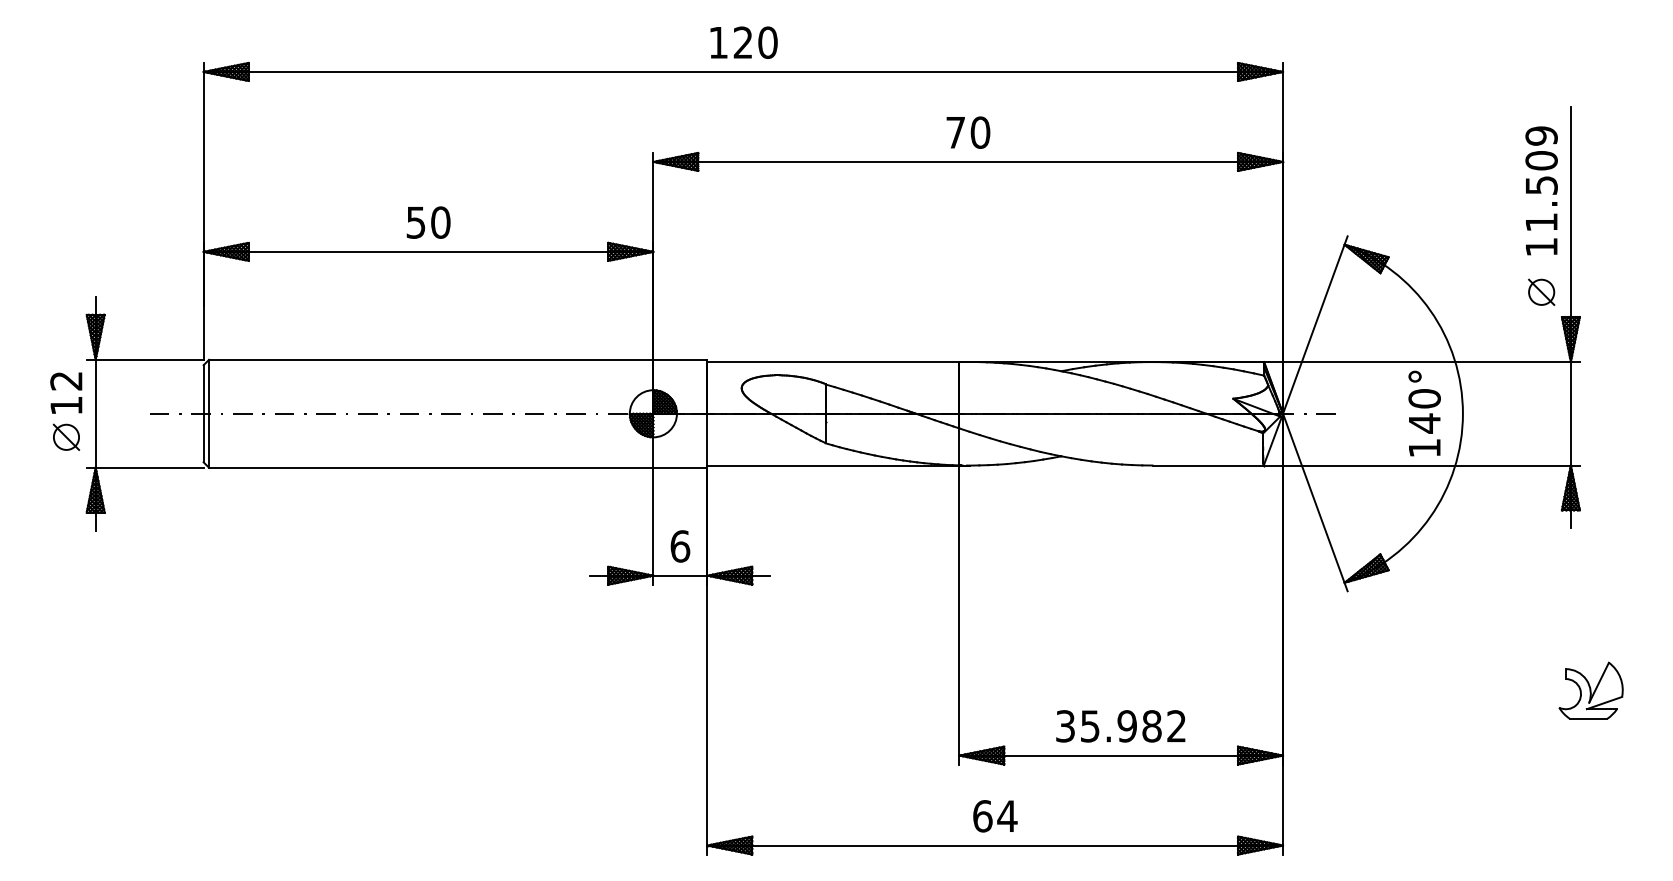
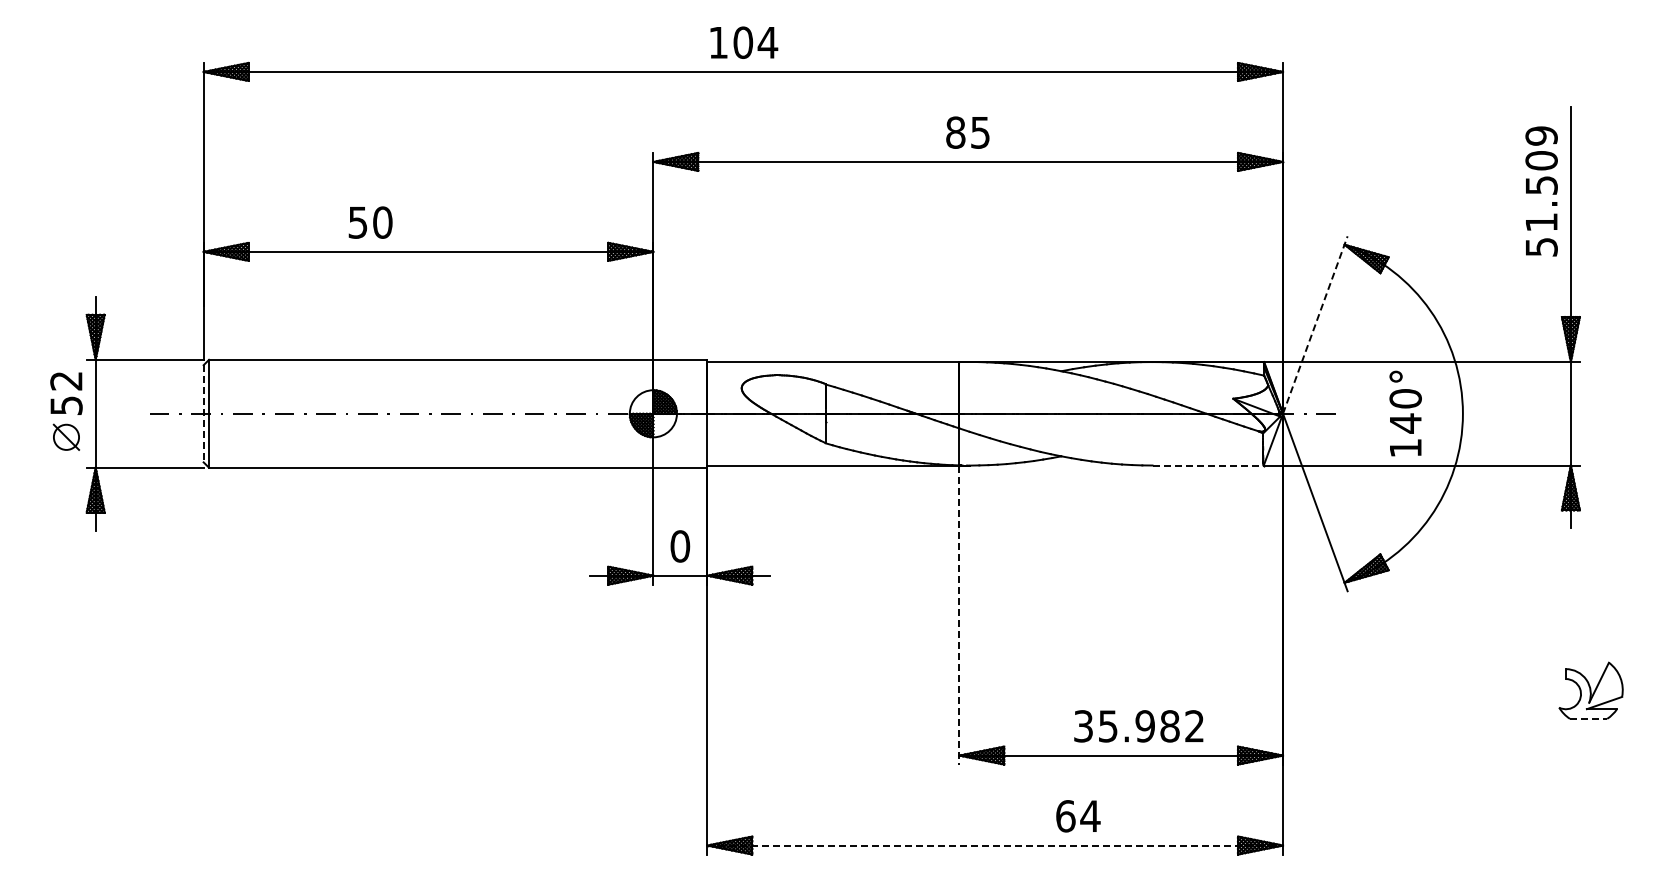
text: 120 -> 104 (755, 42)
text: 70 -> 85 (968, 132)
text position: (428, 222) -> (370, 222) (370, 222)
text: 11.509 -> 51.509 (1541, 247)
part: present -> none (1541, 291)
line: solid -> dashed (1315, 324)
text: 12 -> 52 (66, 405)
line: solid -> dashed (203, 413)
text position: (1424, 413) -> (1405, 413) (1405, 413)
line: solid -> dashed (1208, 465)
text: 6 -> 0 (680, 546)
line: solid -> dashed (959, 615)
line: solid -> dashed (1588, 718)
text position: (1120, 726) -> (1138, 726) (1138, 726)
text position: (995, 816) -> (1078, 816) (1078, 816)
line: solid -> dashed (995, 845)
